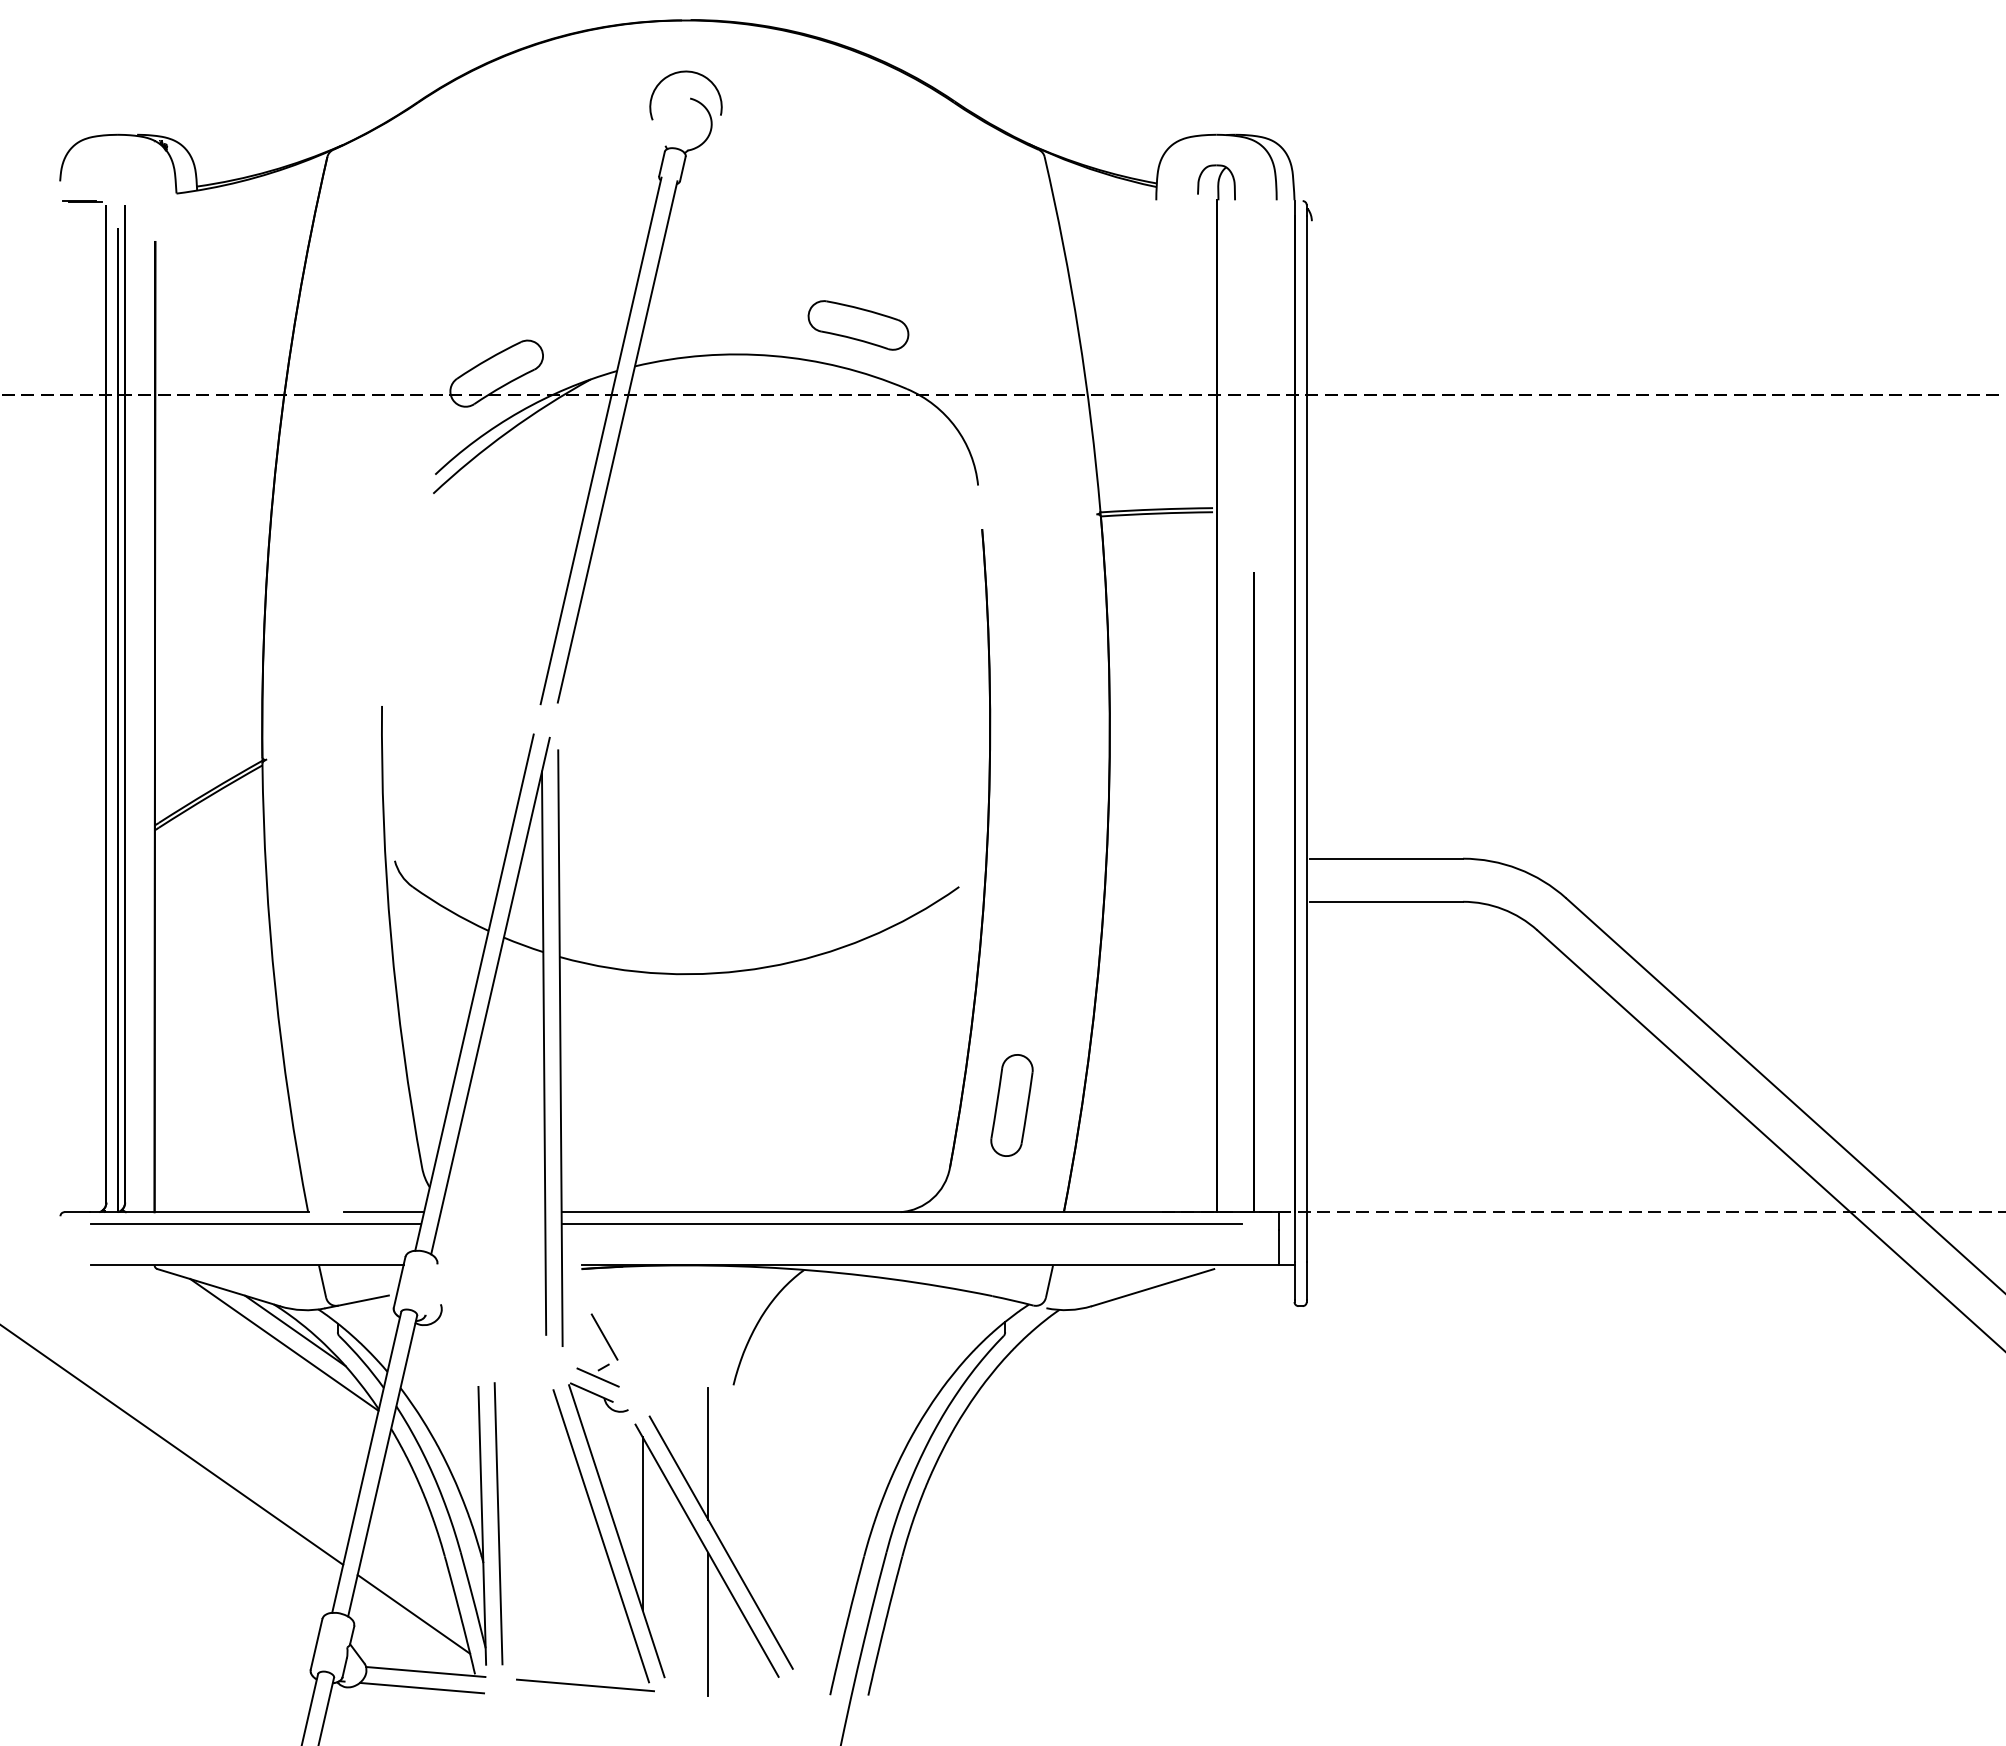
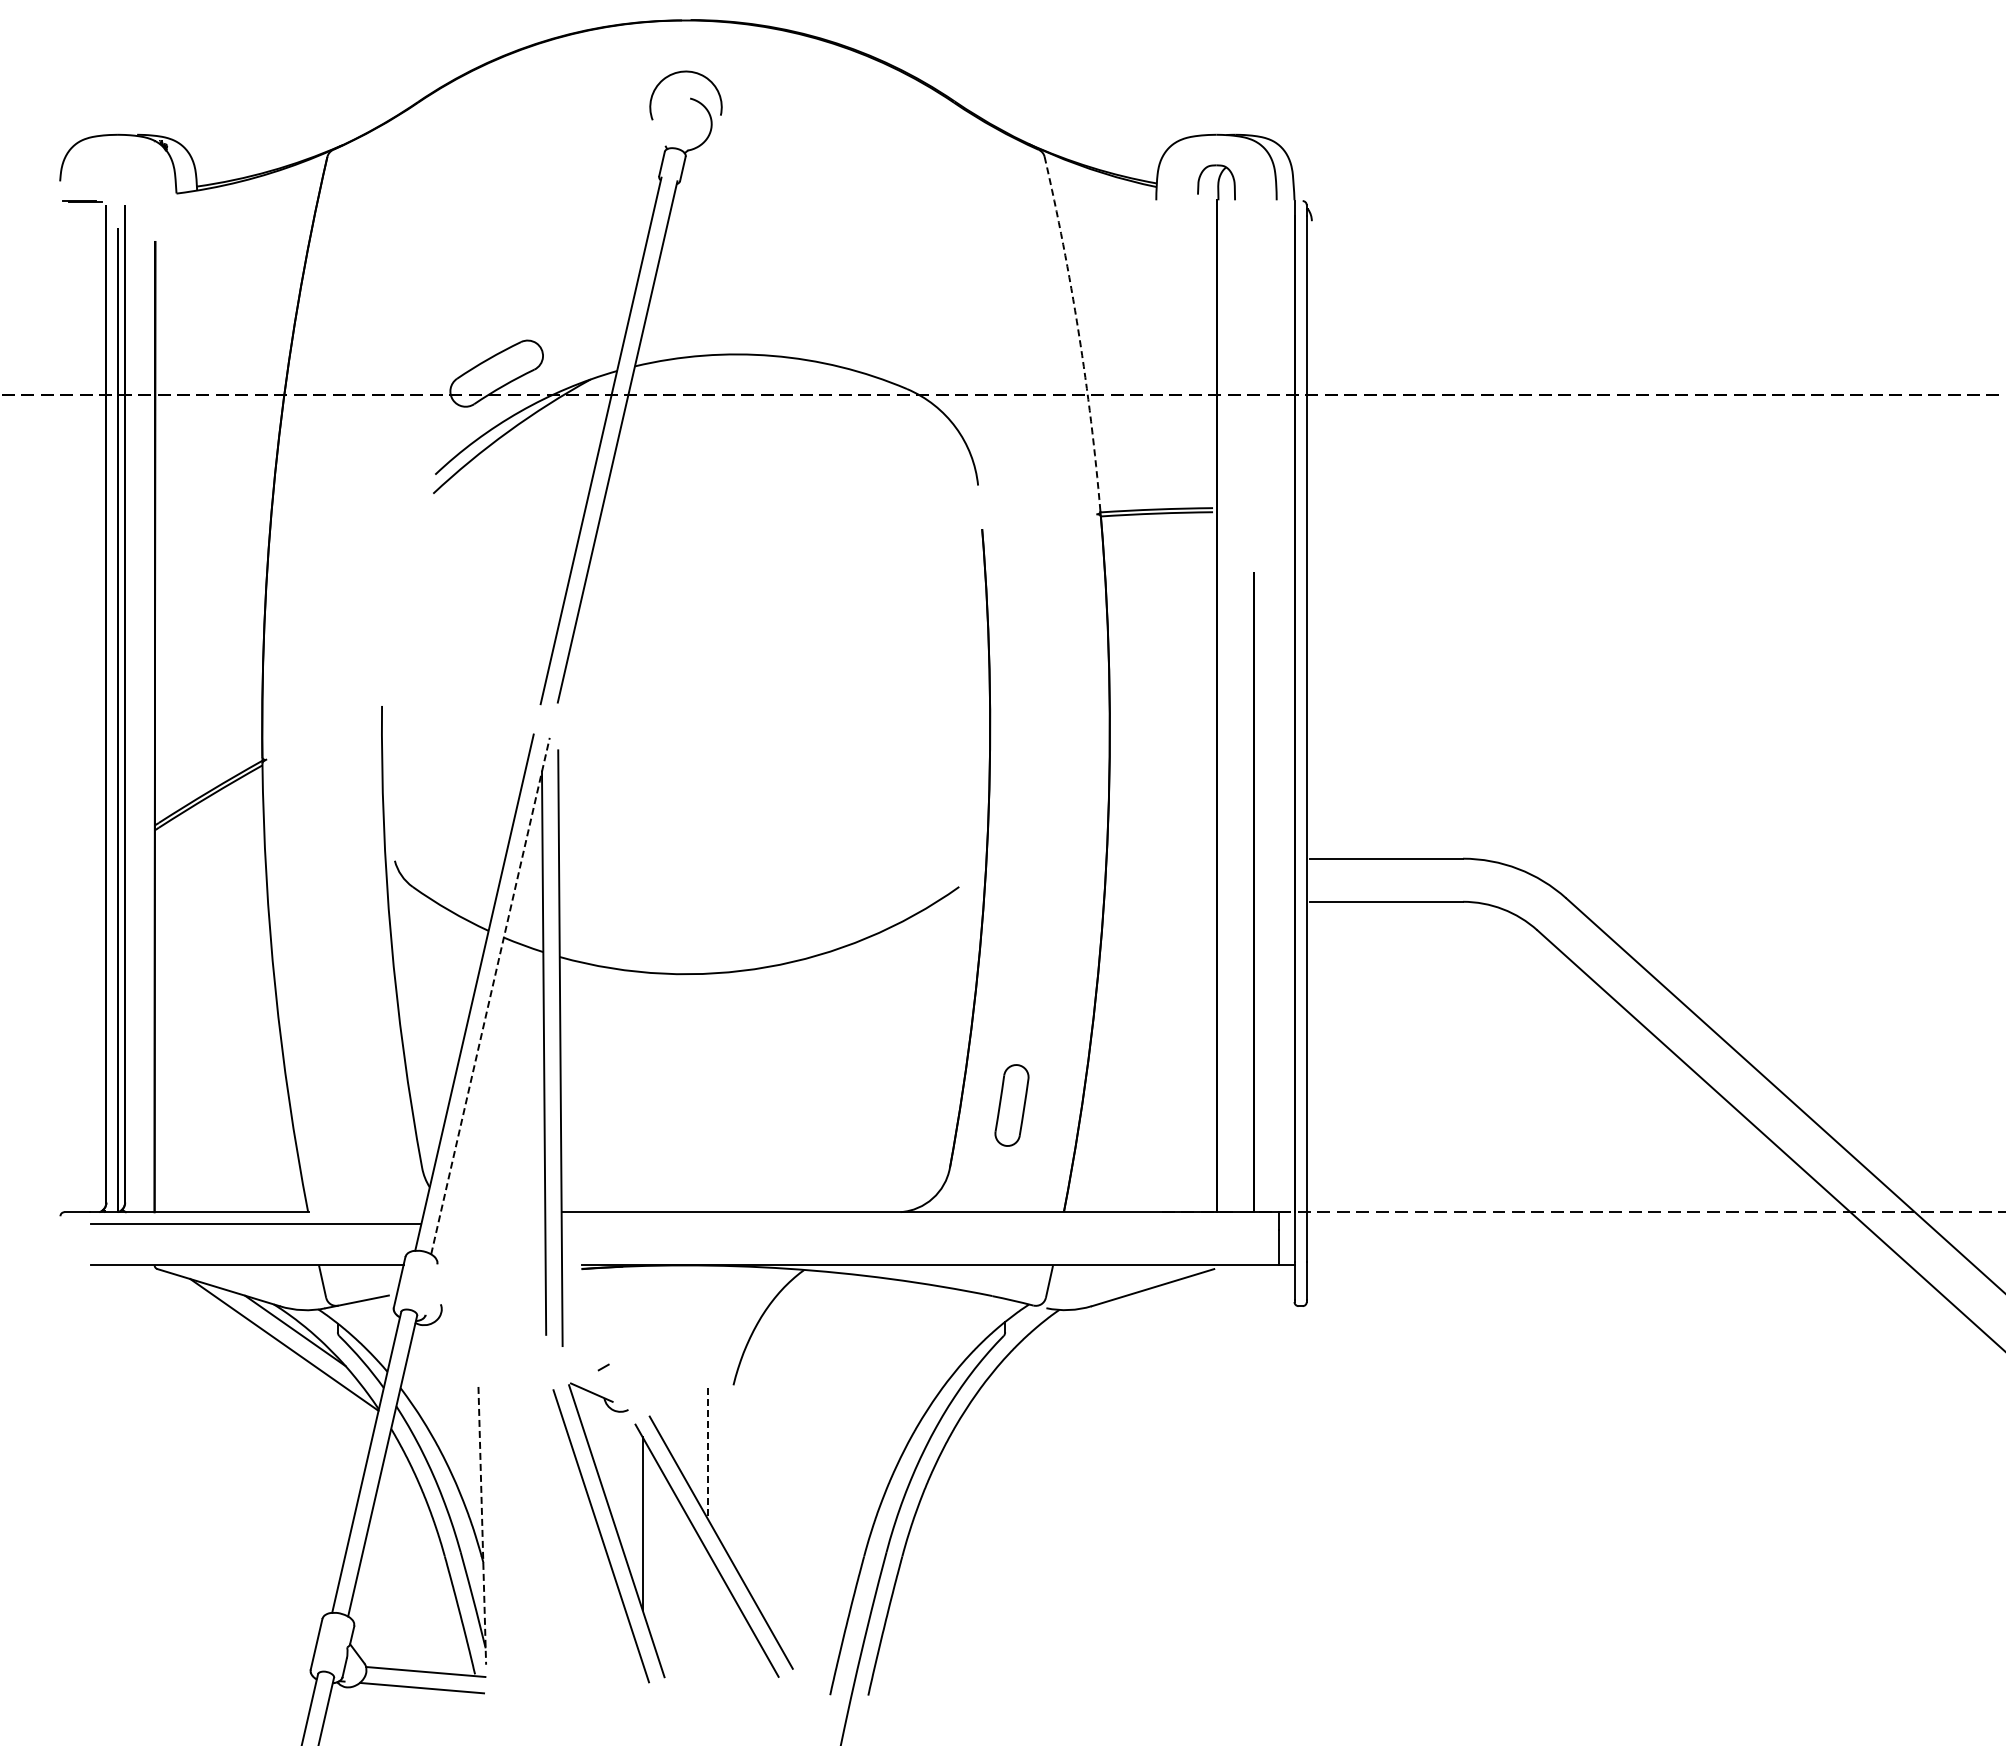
part: present -> none (858, 325)
arc: solid -> dashed (1078, 333)
line: solid -> dashed (490, 996)
part size: 44x103 px -> 36x83 px (1011, 1105)
line: present -> none (383, 1212)
line: present -> none (901, 1224)
line: present -> none (604, 1336)
line: present -> none (597, 1377)
line: present -> none (172, 1445)
line: solid -> dashed (708, 1454)
line: present -> none (498, 1523)
line: solid -> dashed (482, 1525)
line: present -> none (413, 1613)
line: present -> none (708, 1623)
line: present -> none (585, 1685)
